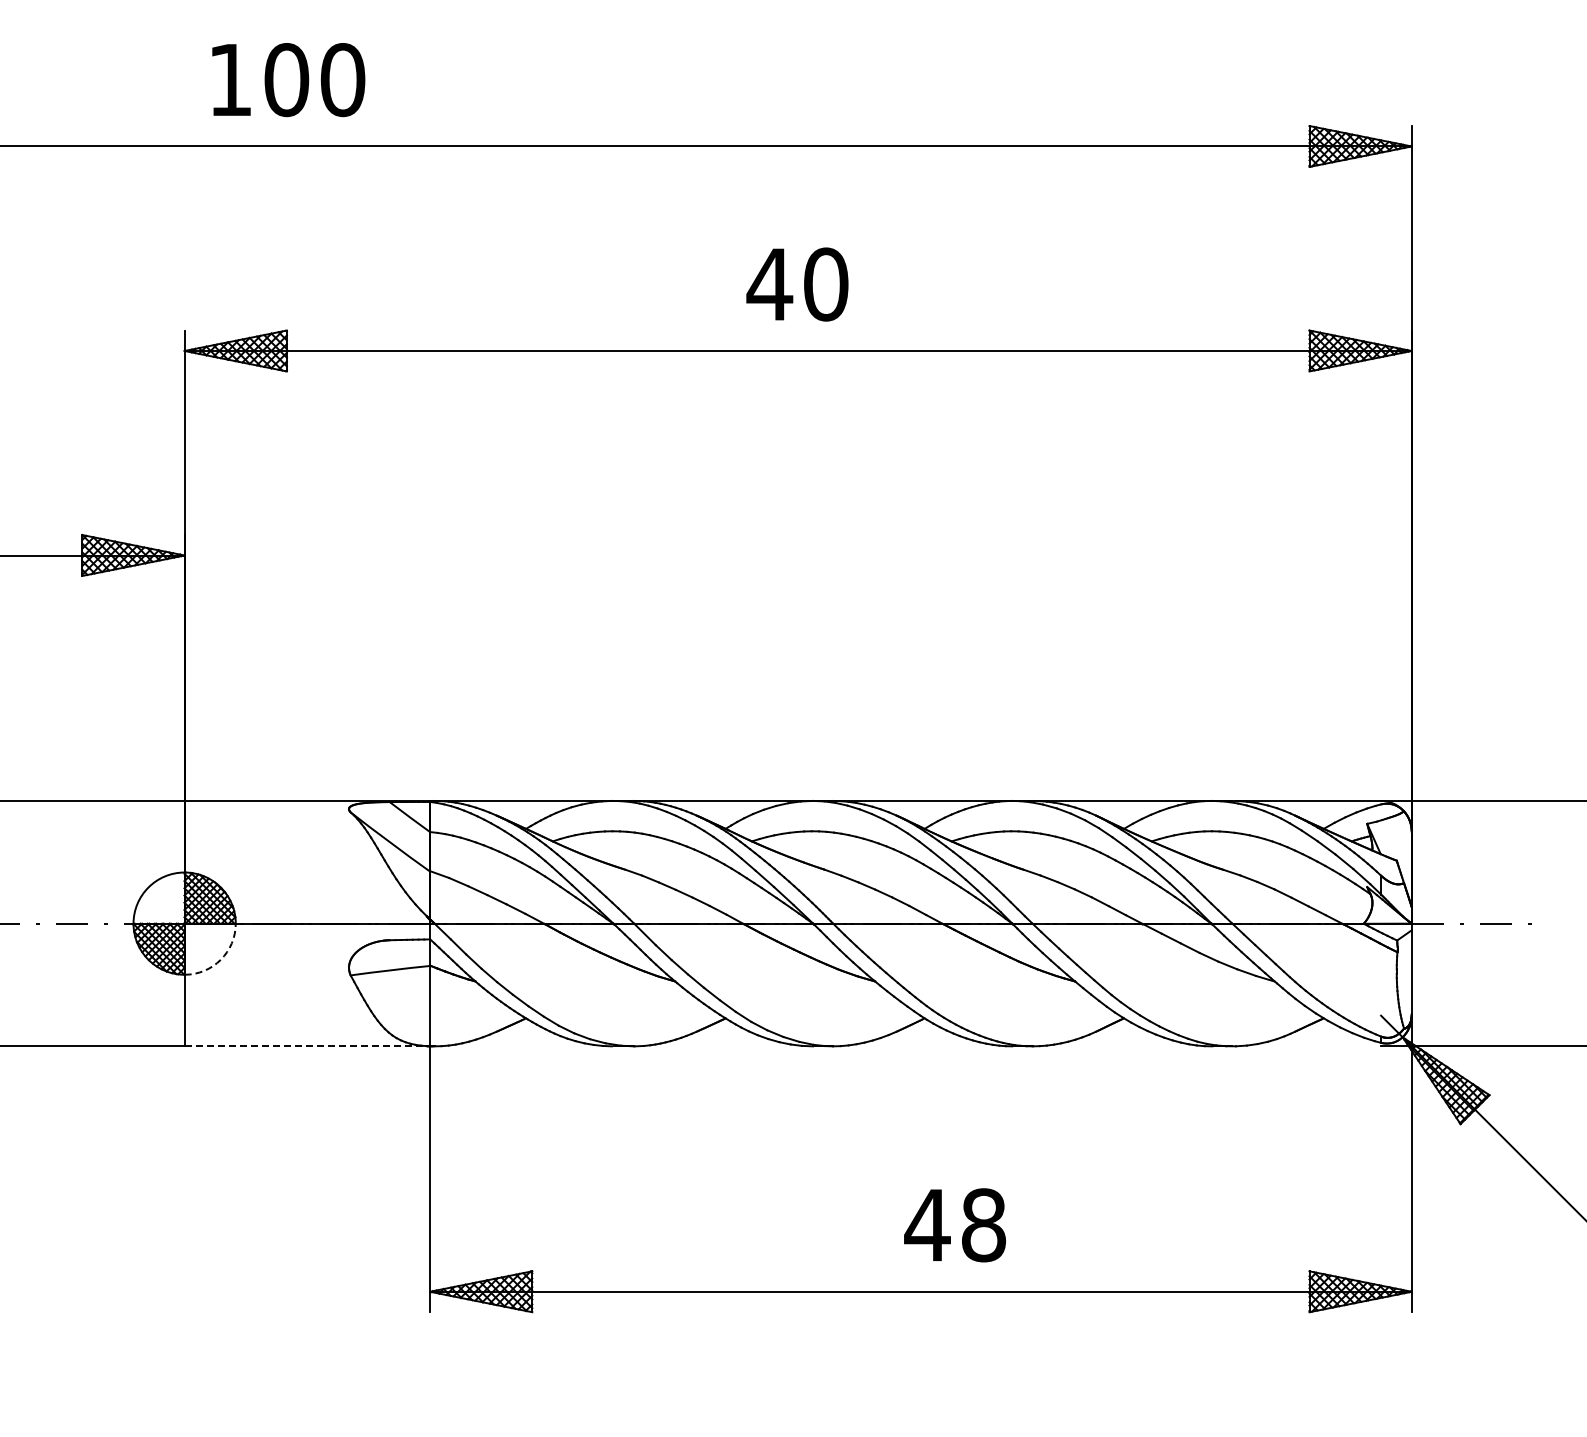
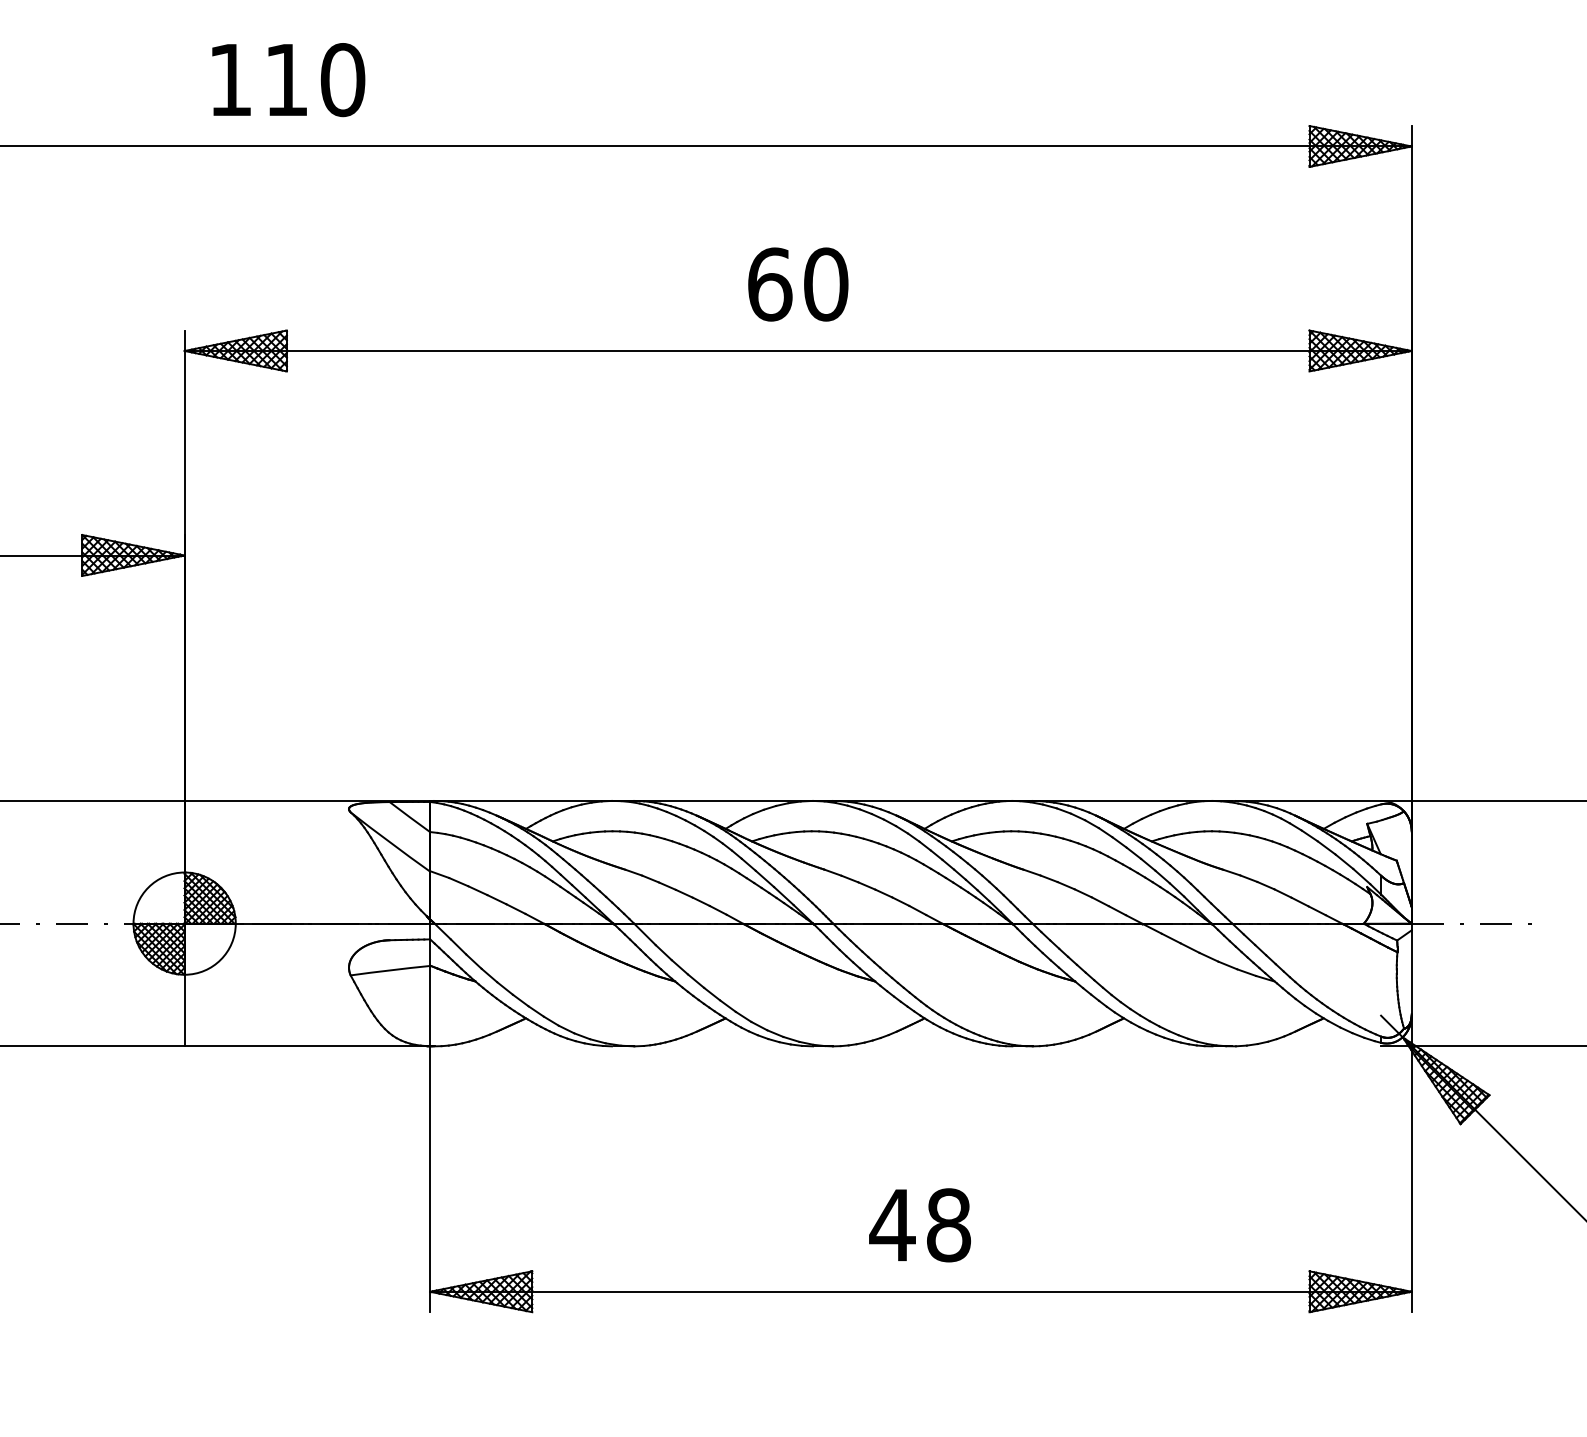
text: 100 -> 110 (286, 80)
text: 40 -> 60 (769, 284)
arc: dashed -> solid (220, 959)
line: dashed -> solid (307, 1046)
text position: (954, 1225) -> (919, 1225) (919, 1225)
